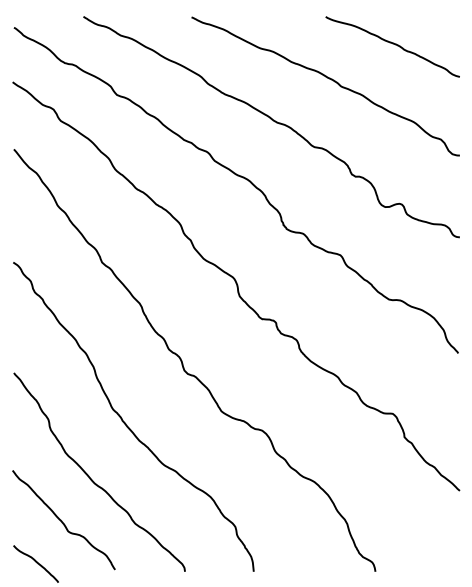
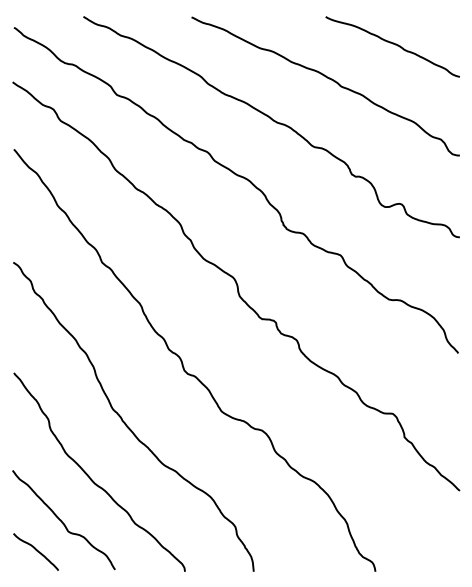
curve position: (35, 562) -> (35, 550) (35, 550)
